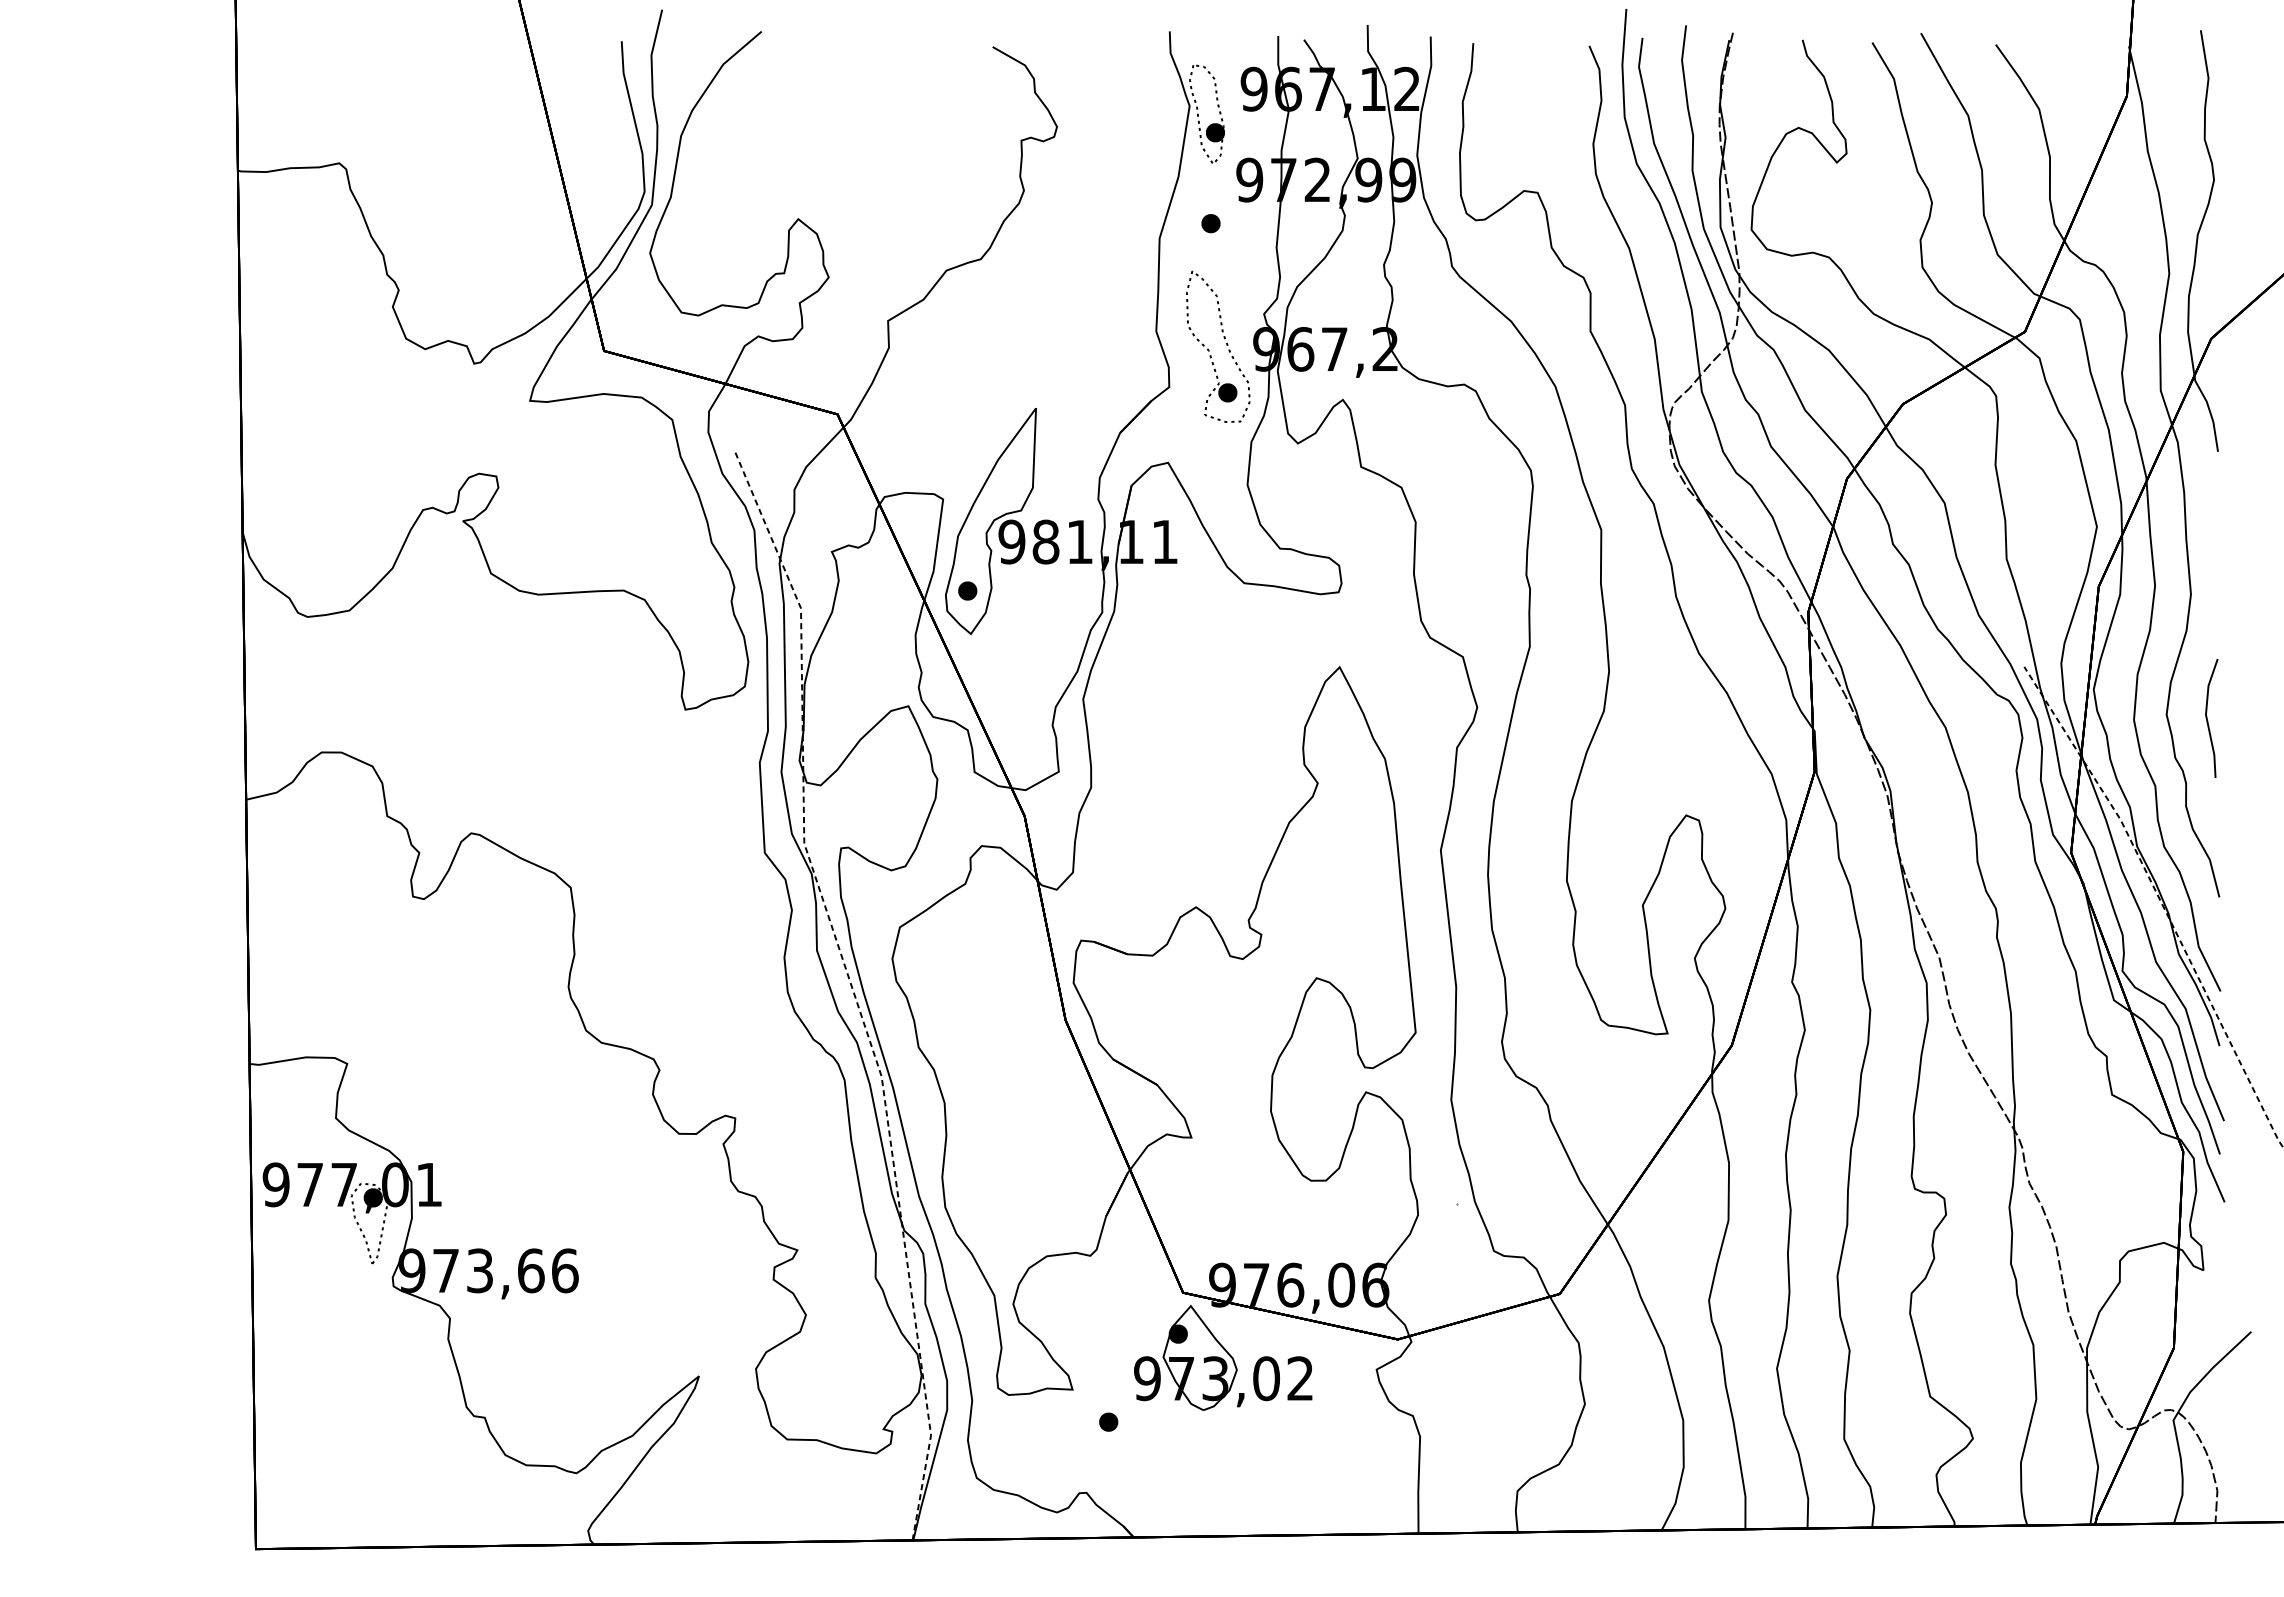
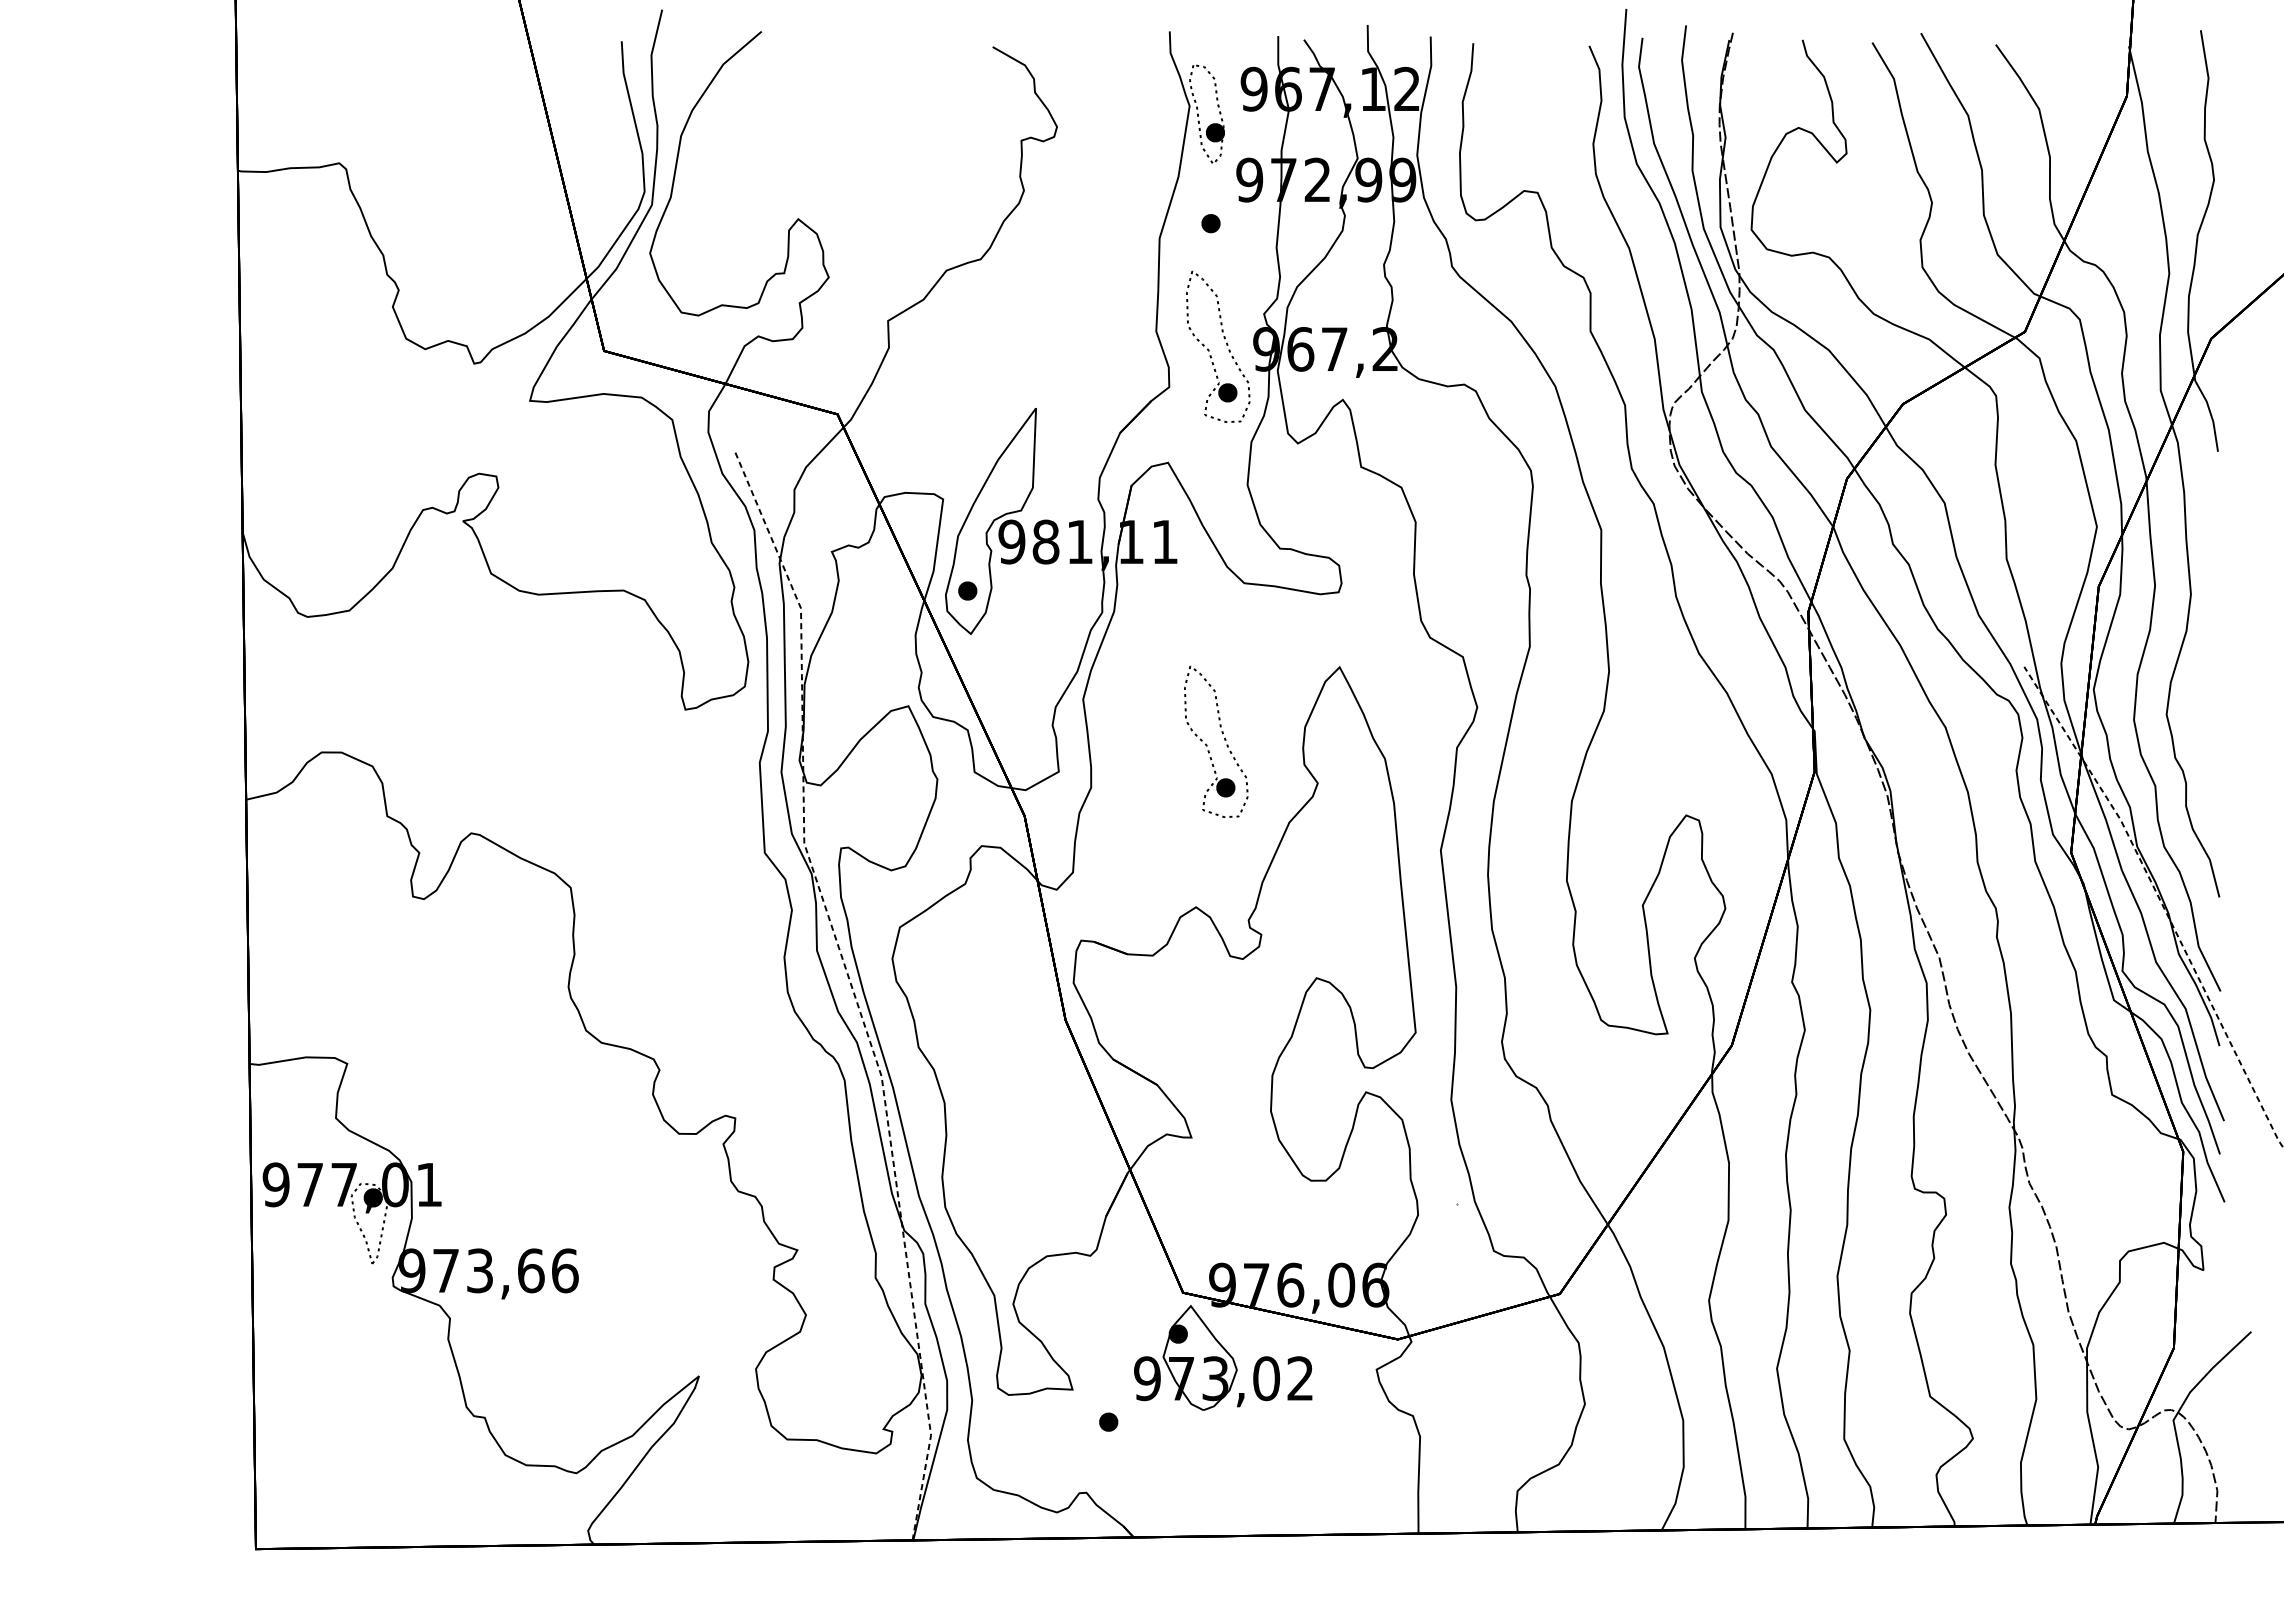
line: present -> none (2208, 720)
part: none -> present (1224, 740)
